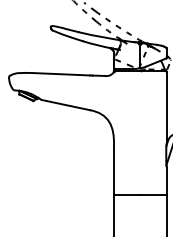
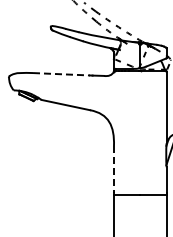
line: solid -> dashed (61, 74)
line: solid -> dashed (113, 169)
